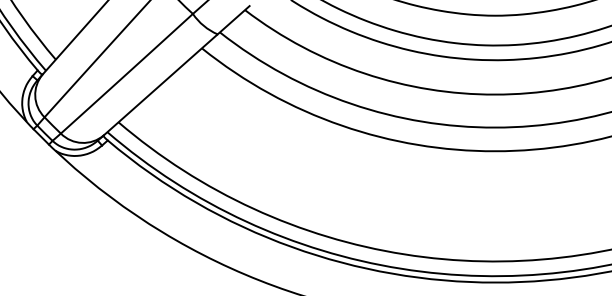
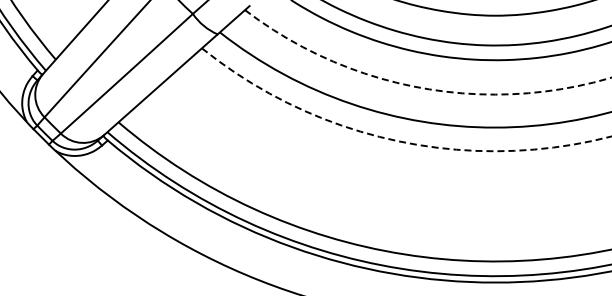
arc: solid -> dashed (420, 87)
arc: solid -> dashed (398, 141)
